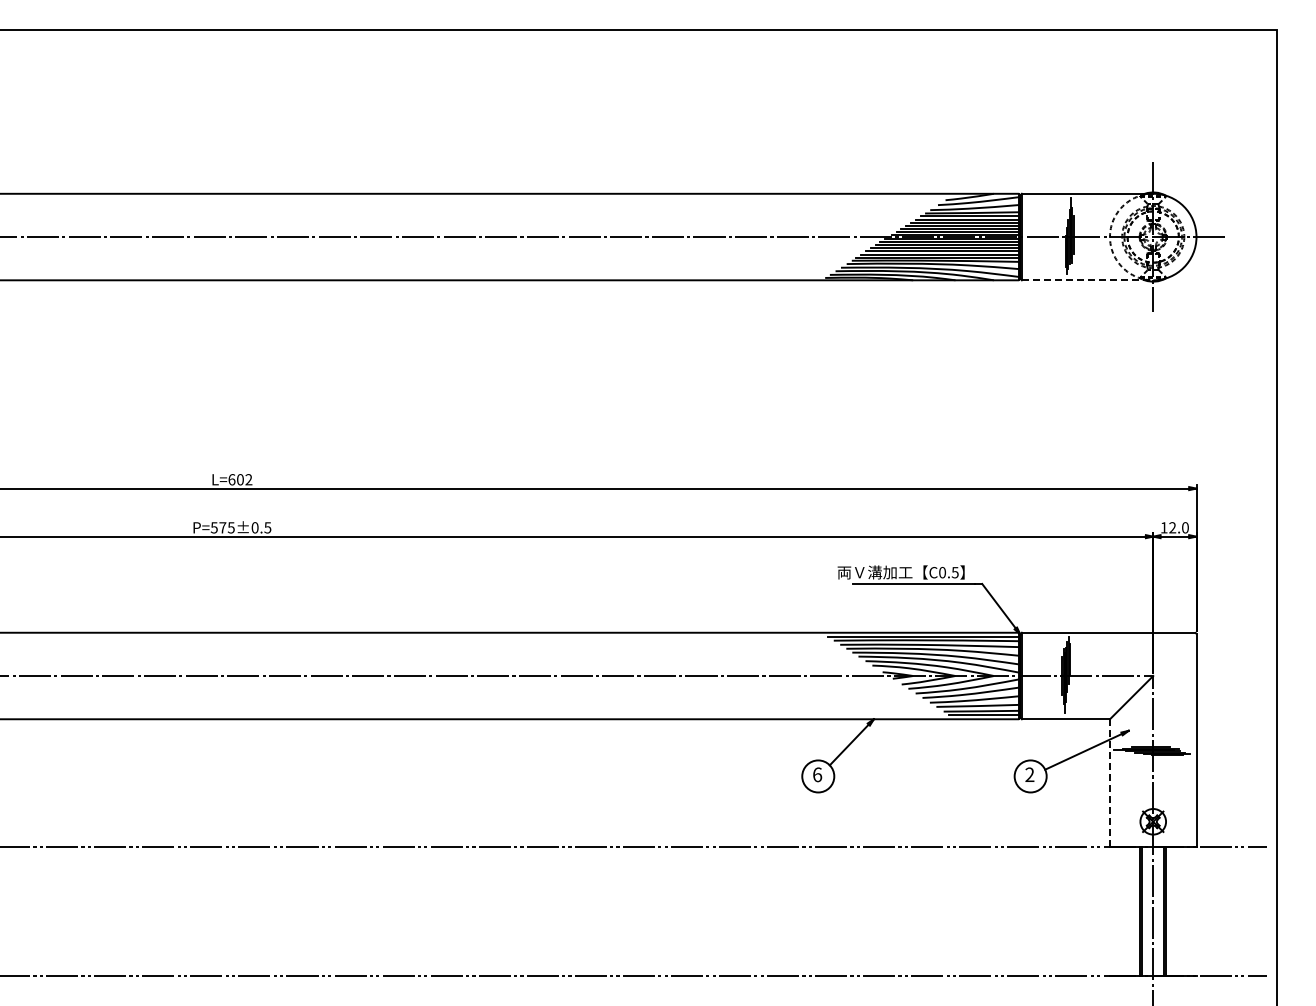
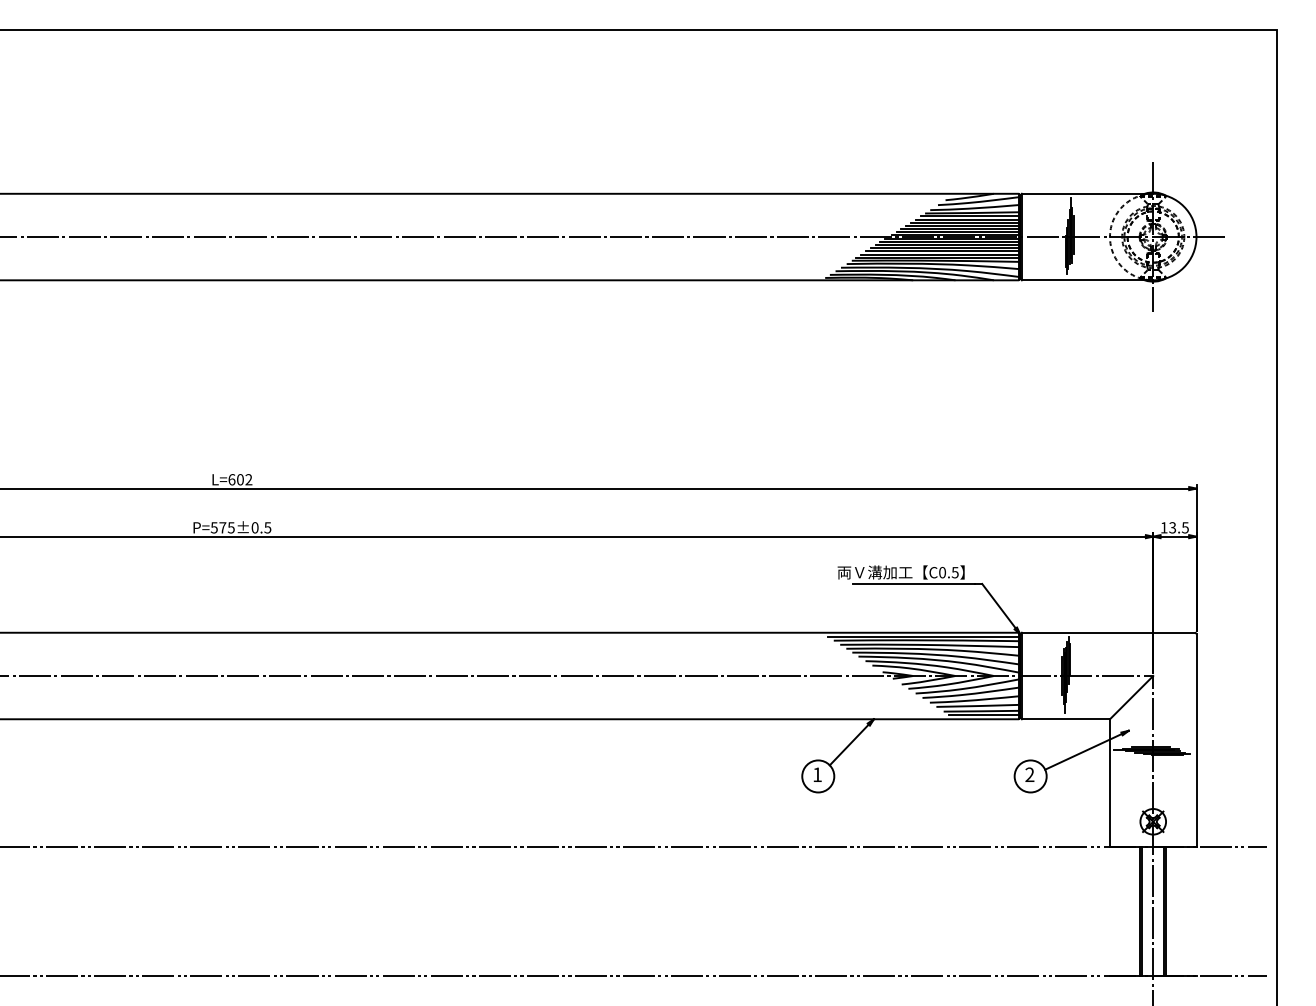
line: dashed -> solid (1087, 280)
text: 12.0 -> 13.5 (1178, 527)
text: 6 -> 1 (817, 774)
line: dashed -> solid (1109, 782)
